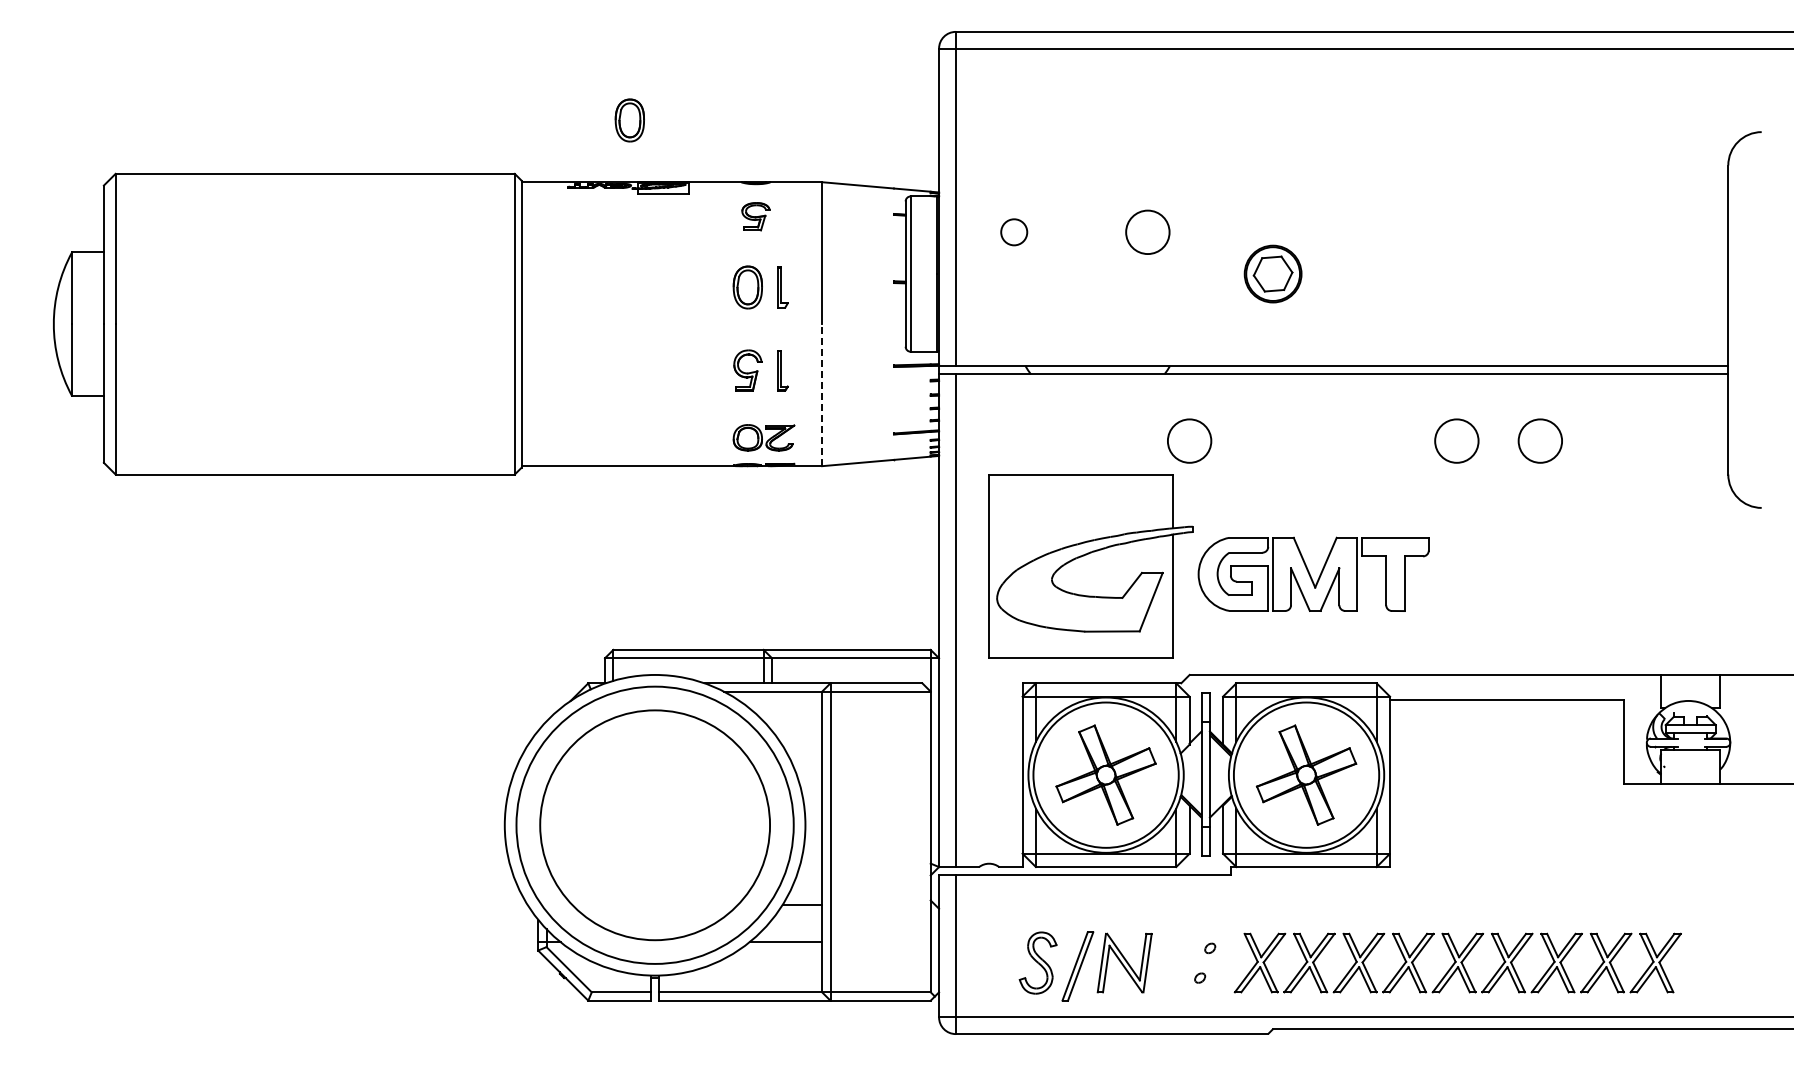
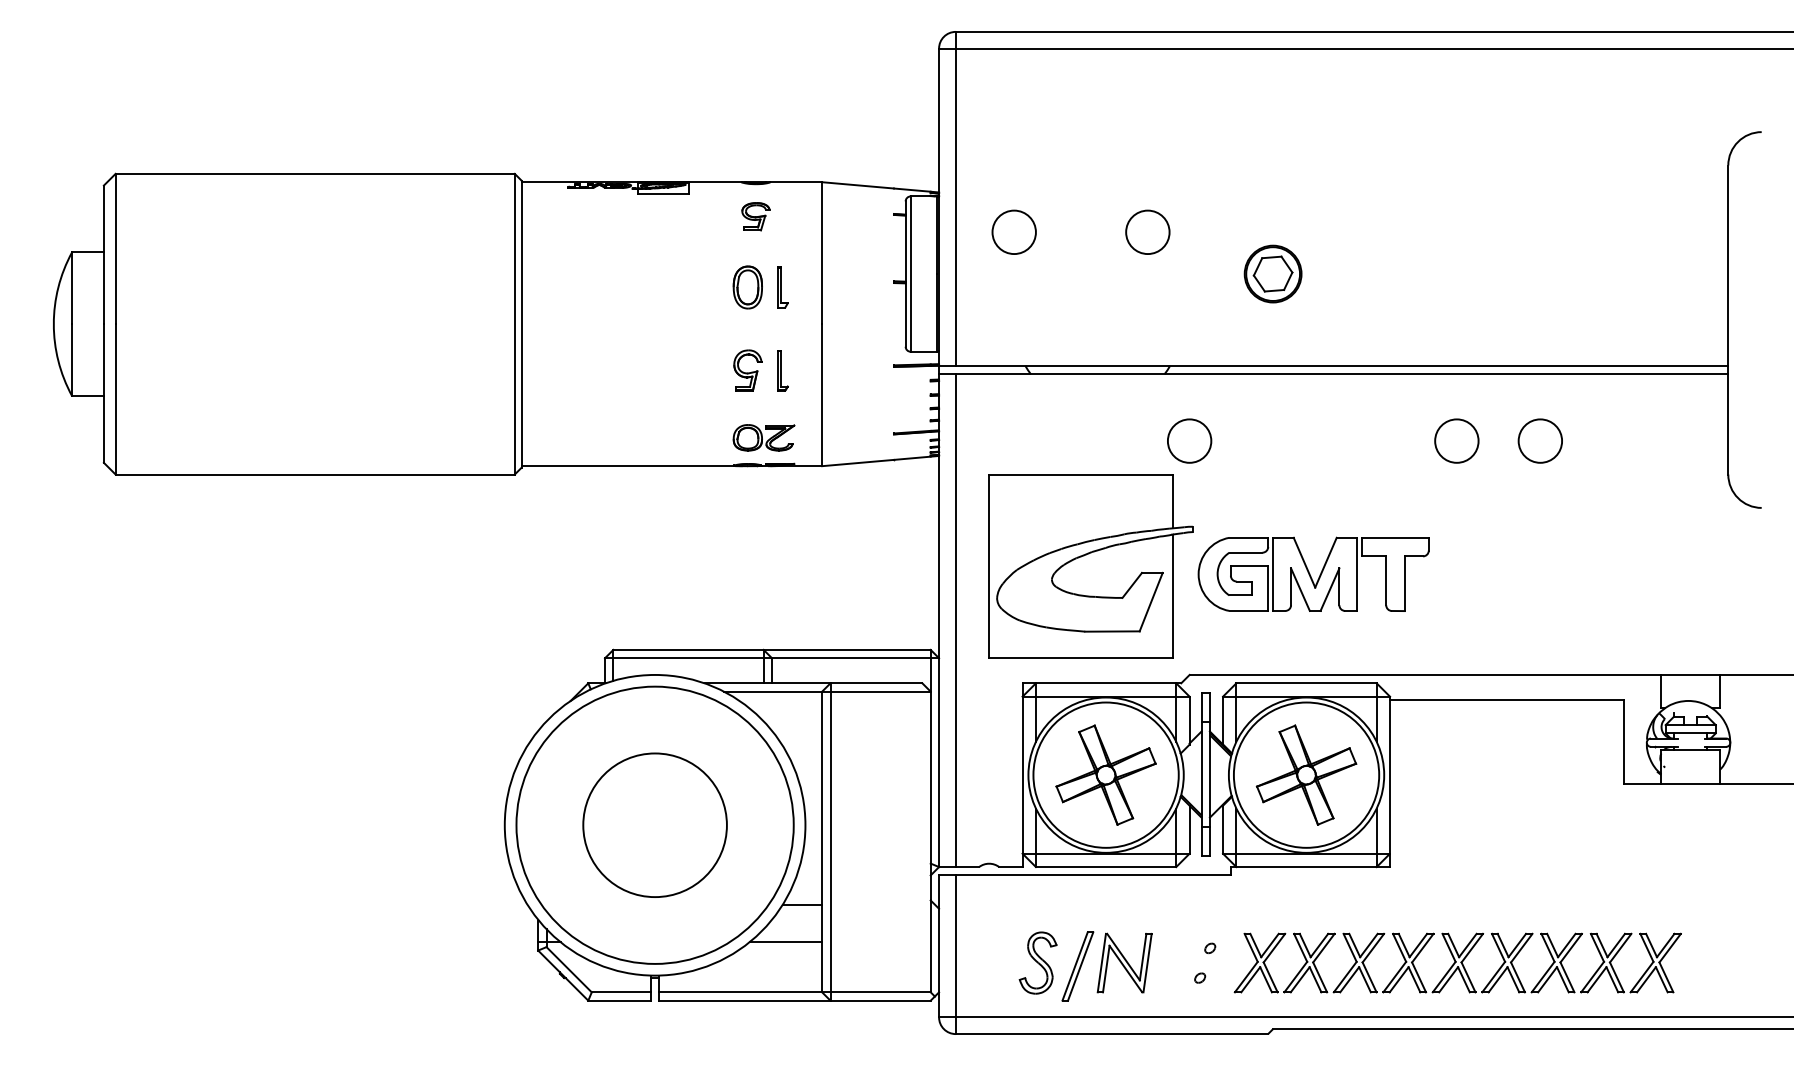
part: present -> none (629, 120)
circle diameter: 26 px -> 43 px (1013, 232)
line: dashed -> solid (822, 395)
circle diameter: 230 px -> 144 px (654, 825)
